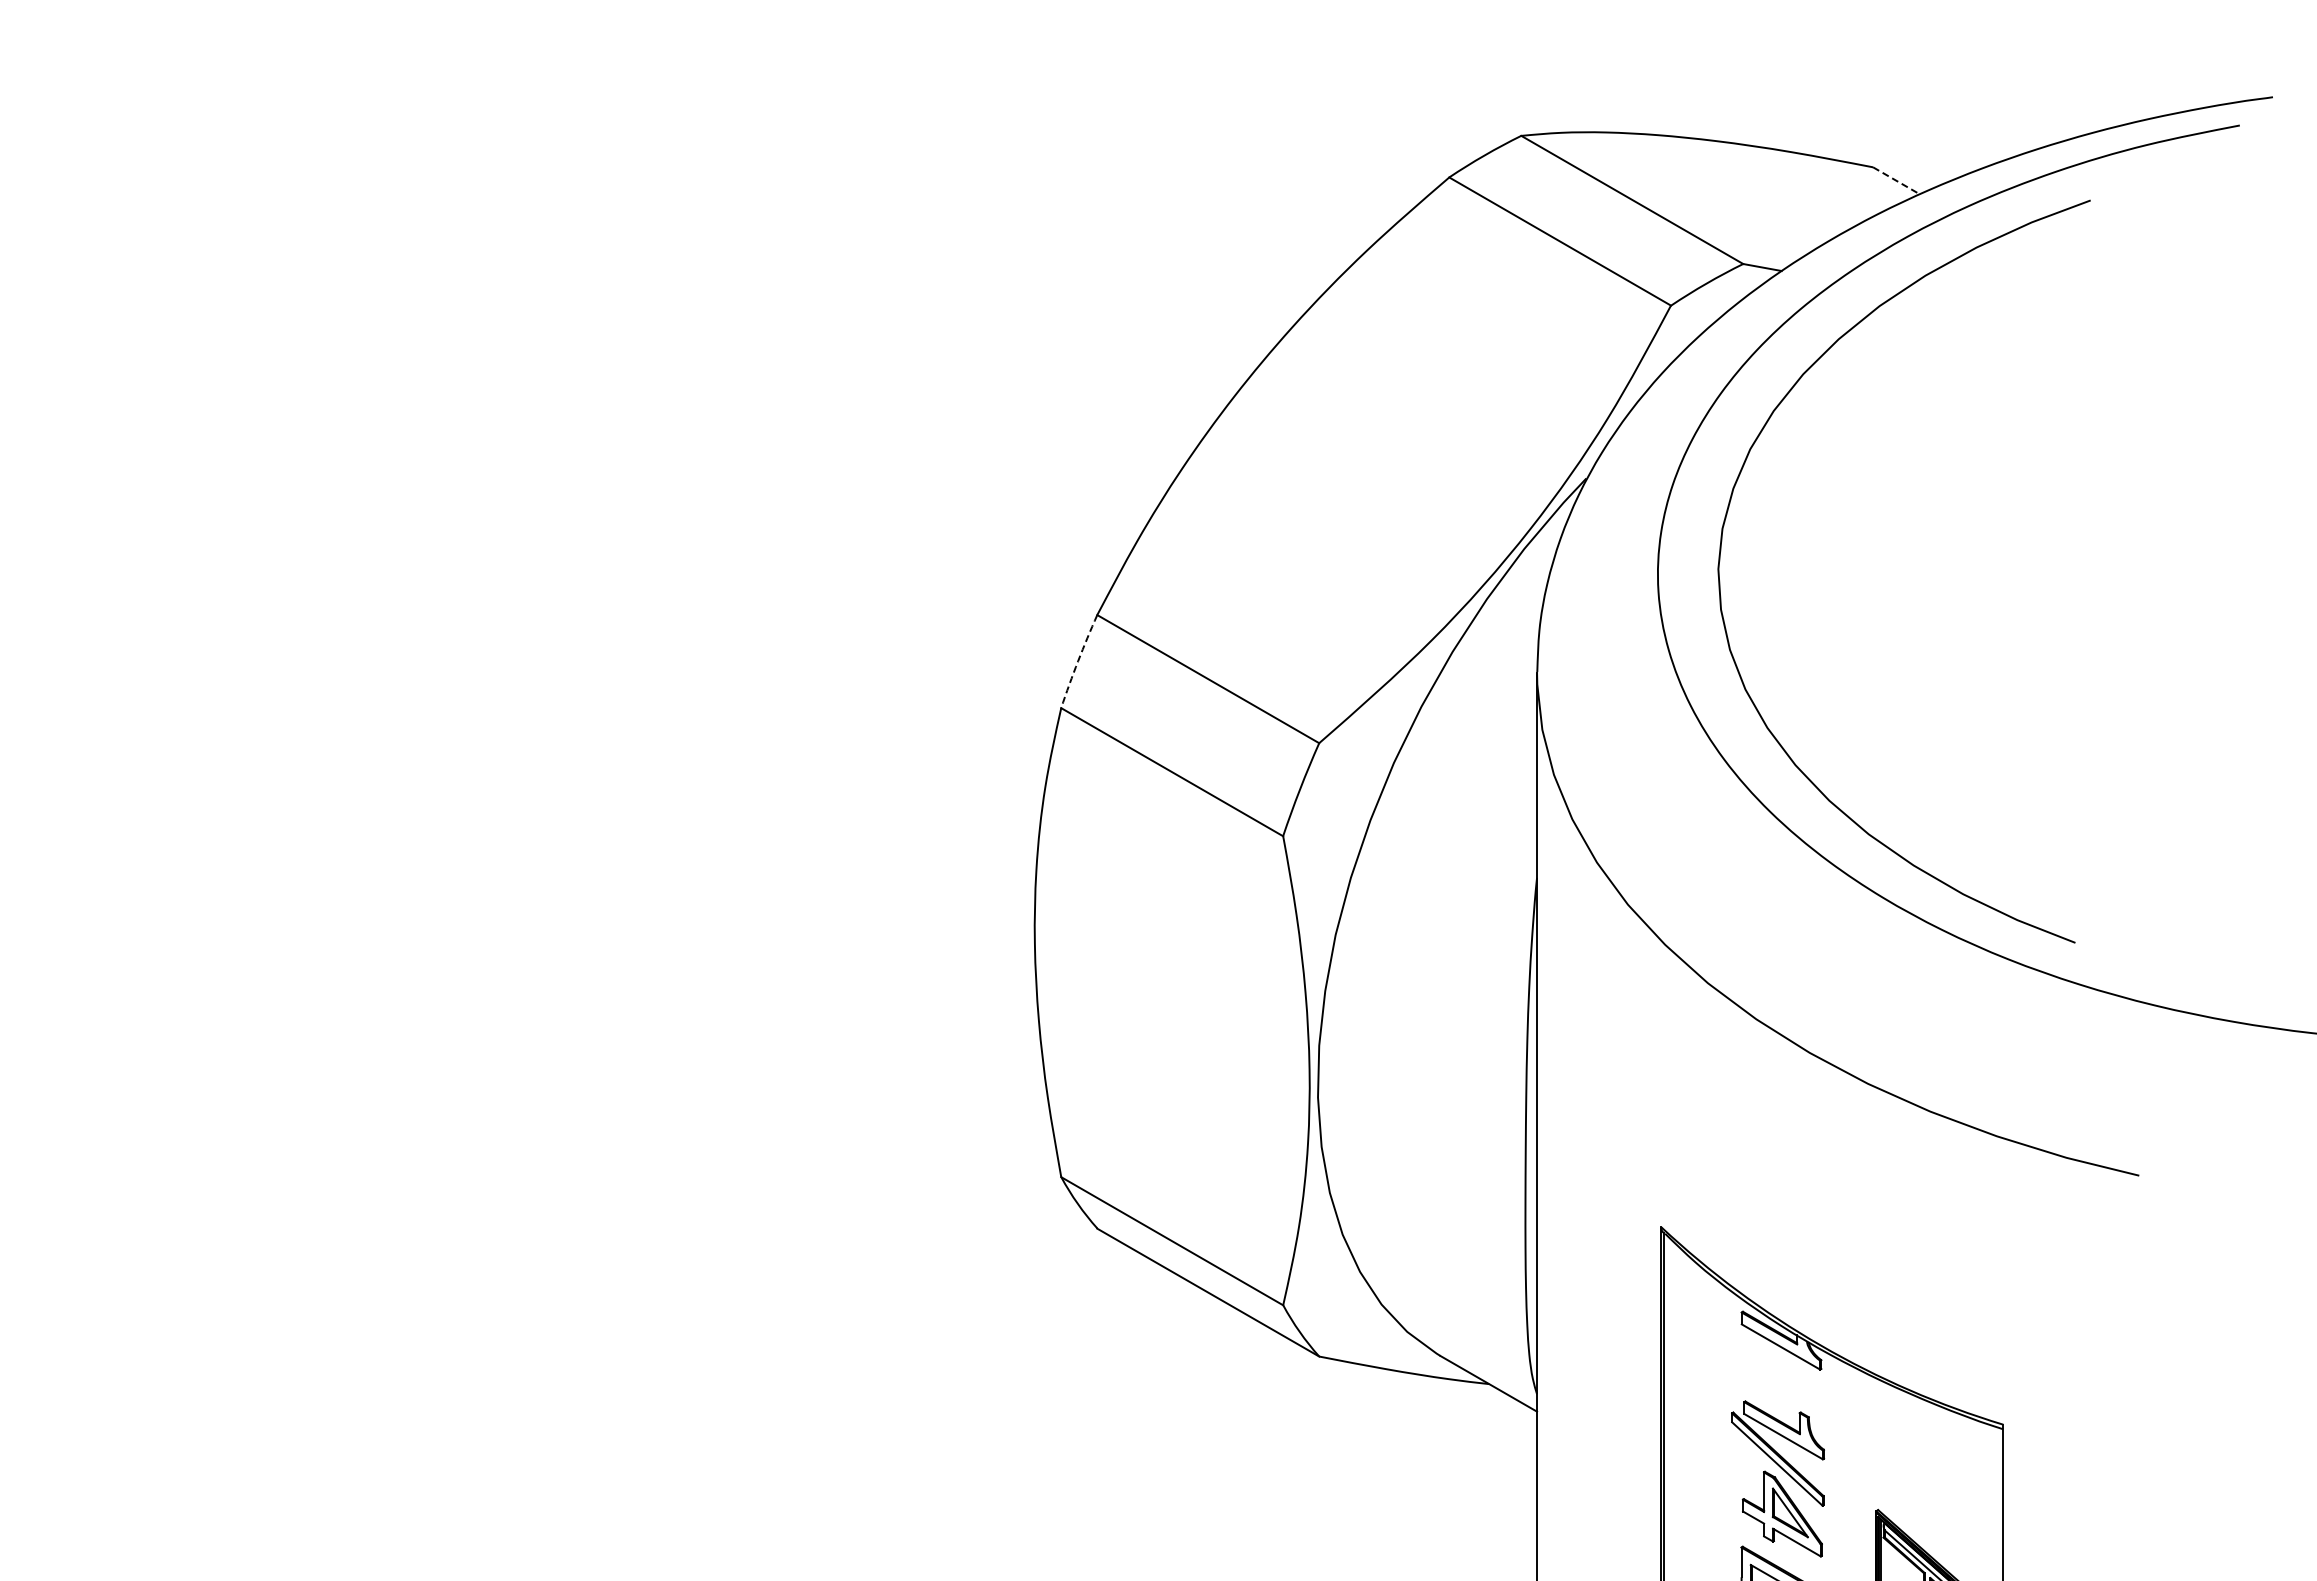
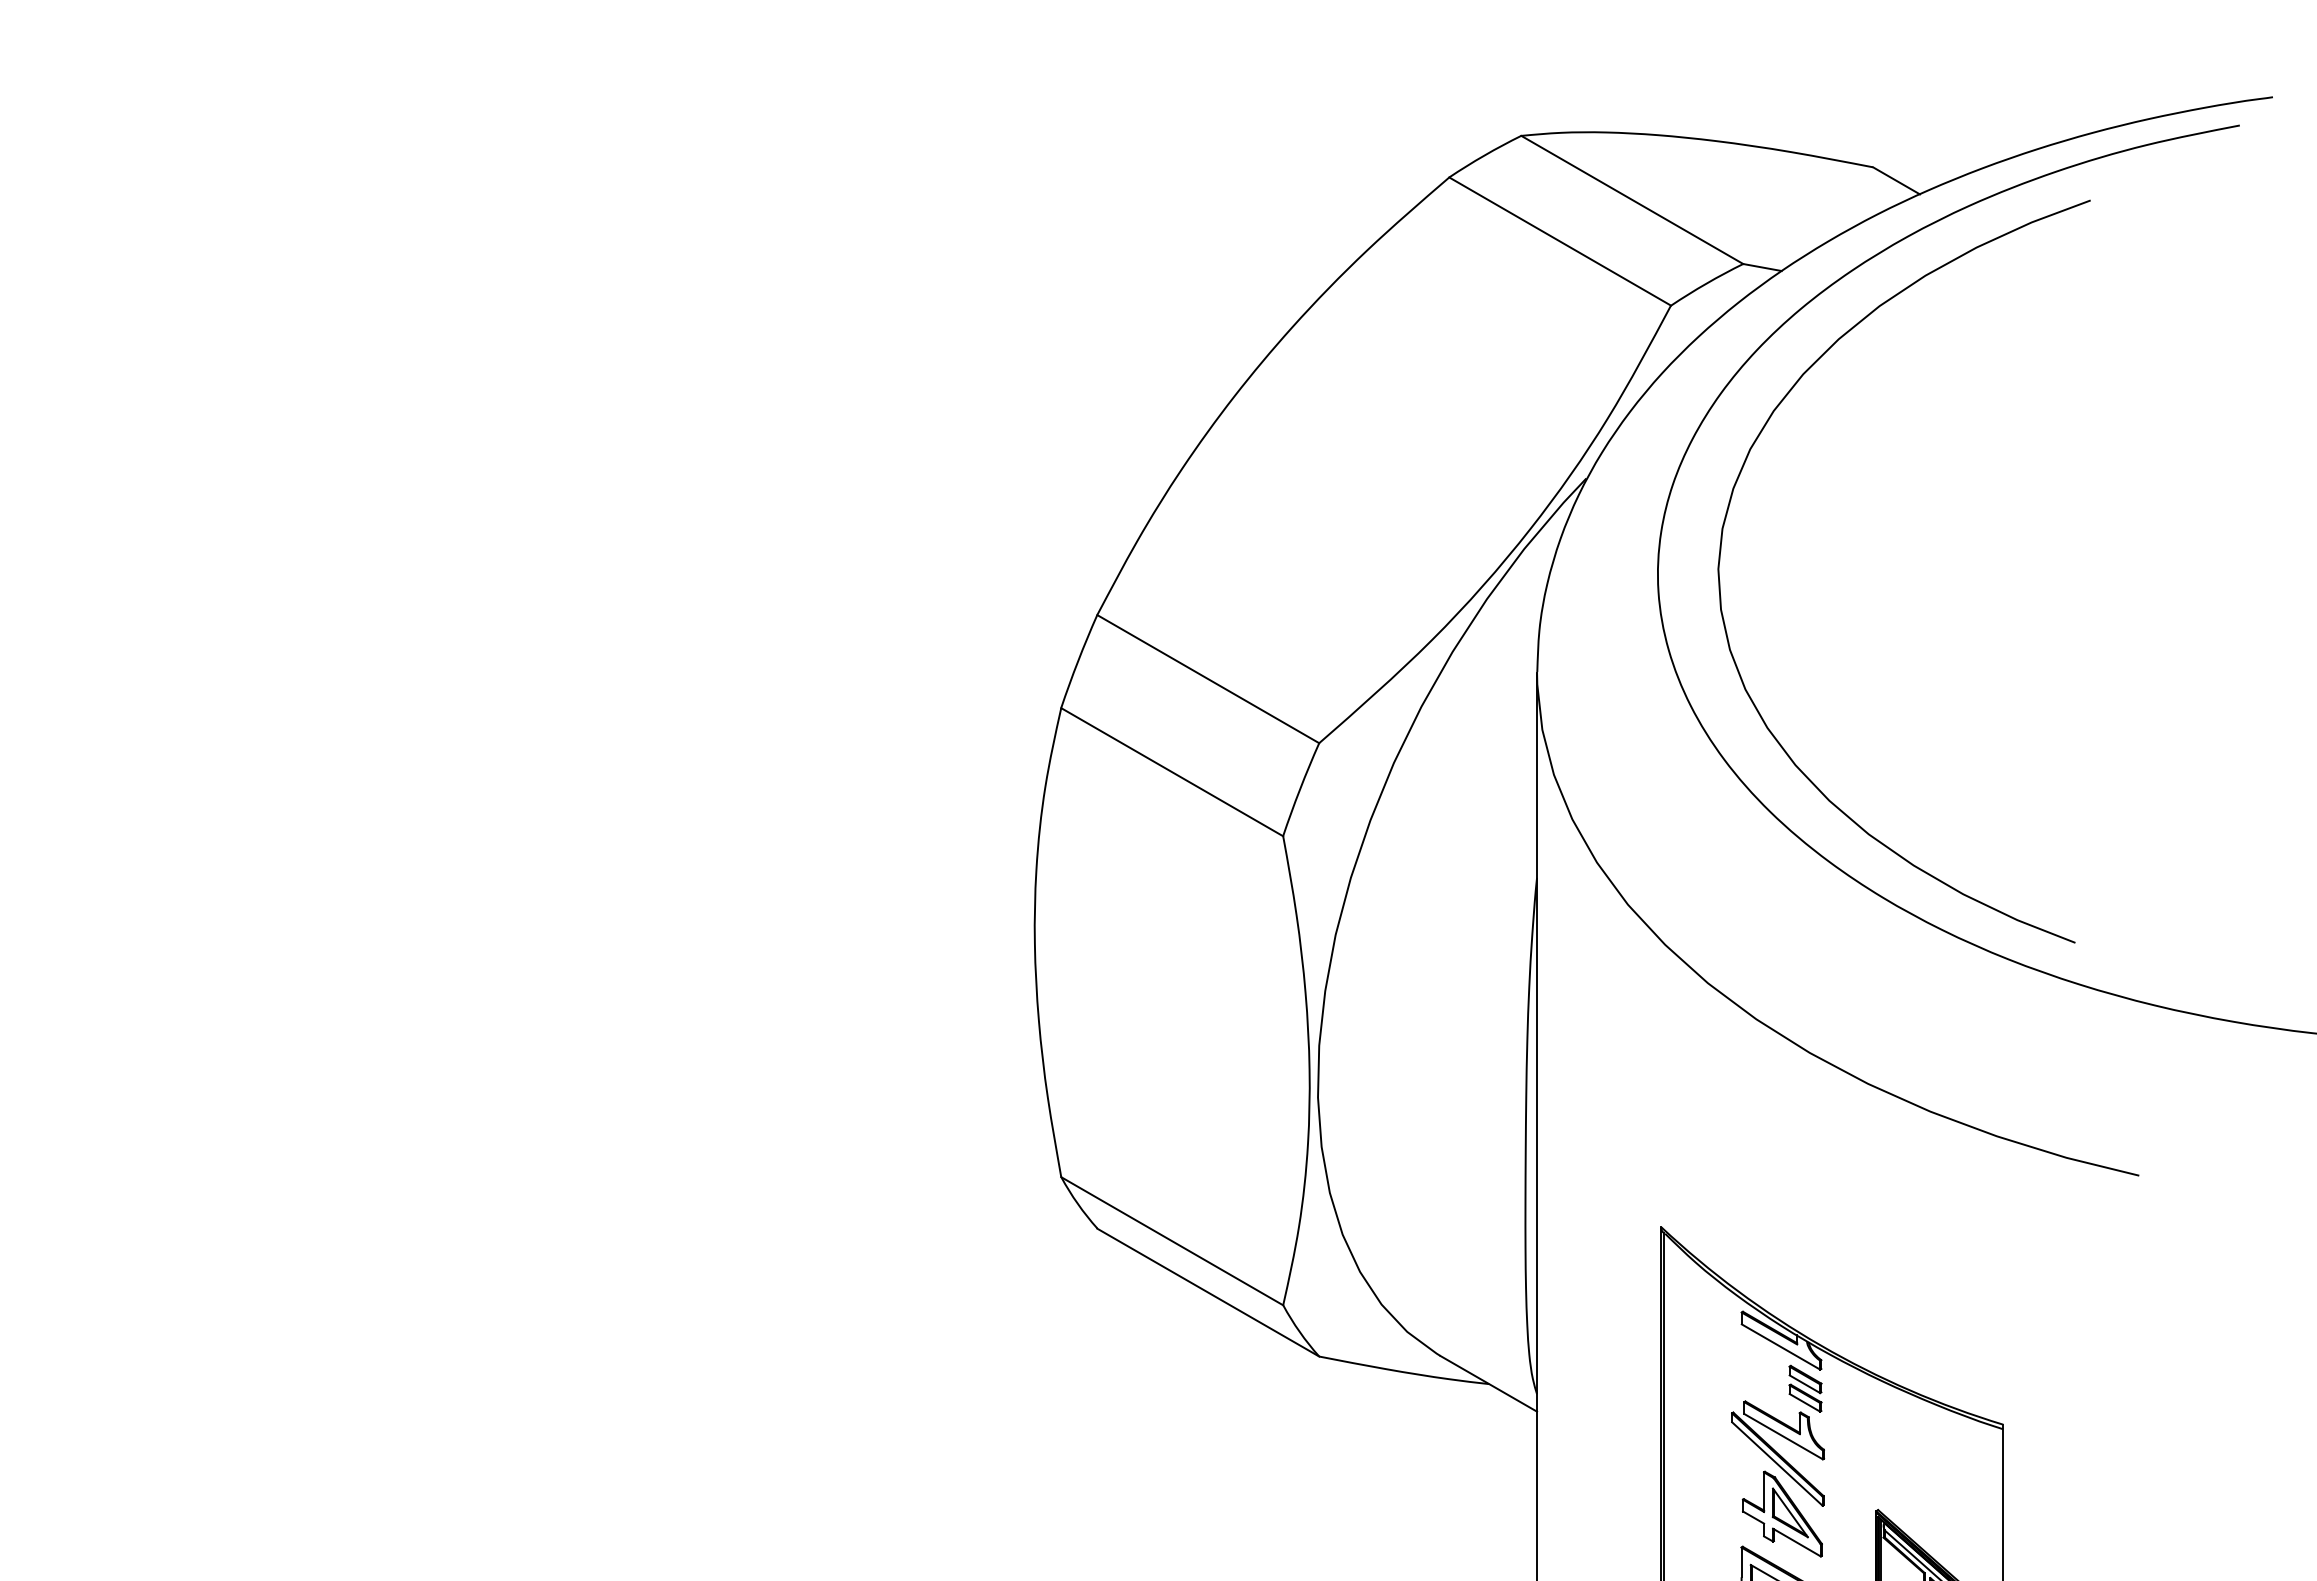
line: dashed -> solid (1896, 181)
arc: dashed -> solid (1078, 661)
part: none -> present (1805, 1388)
